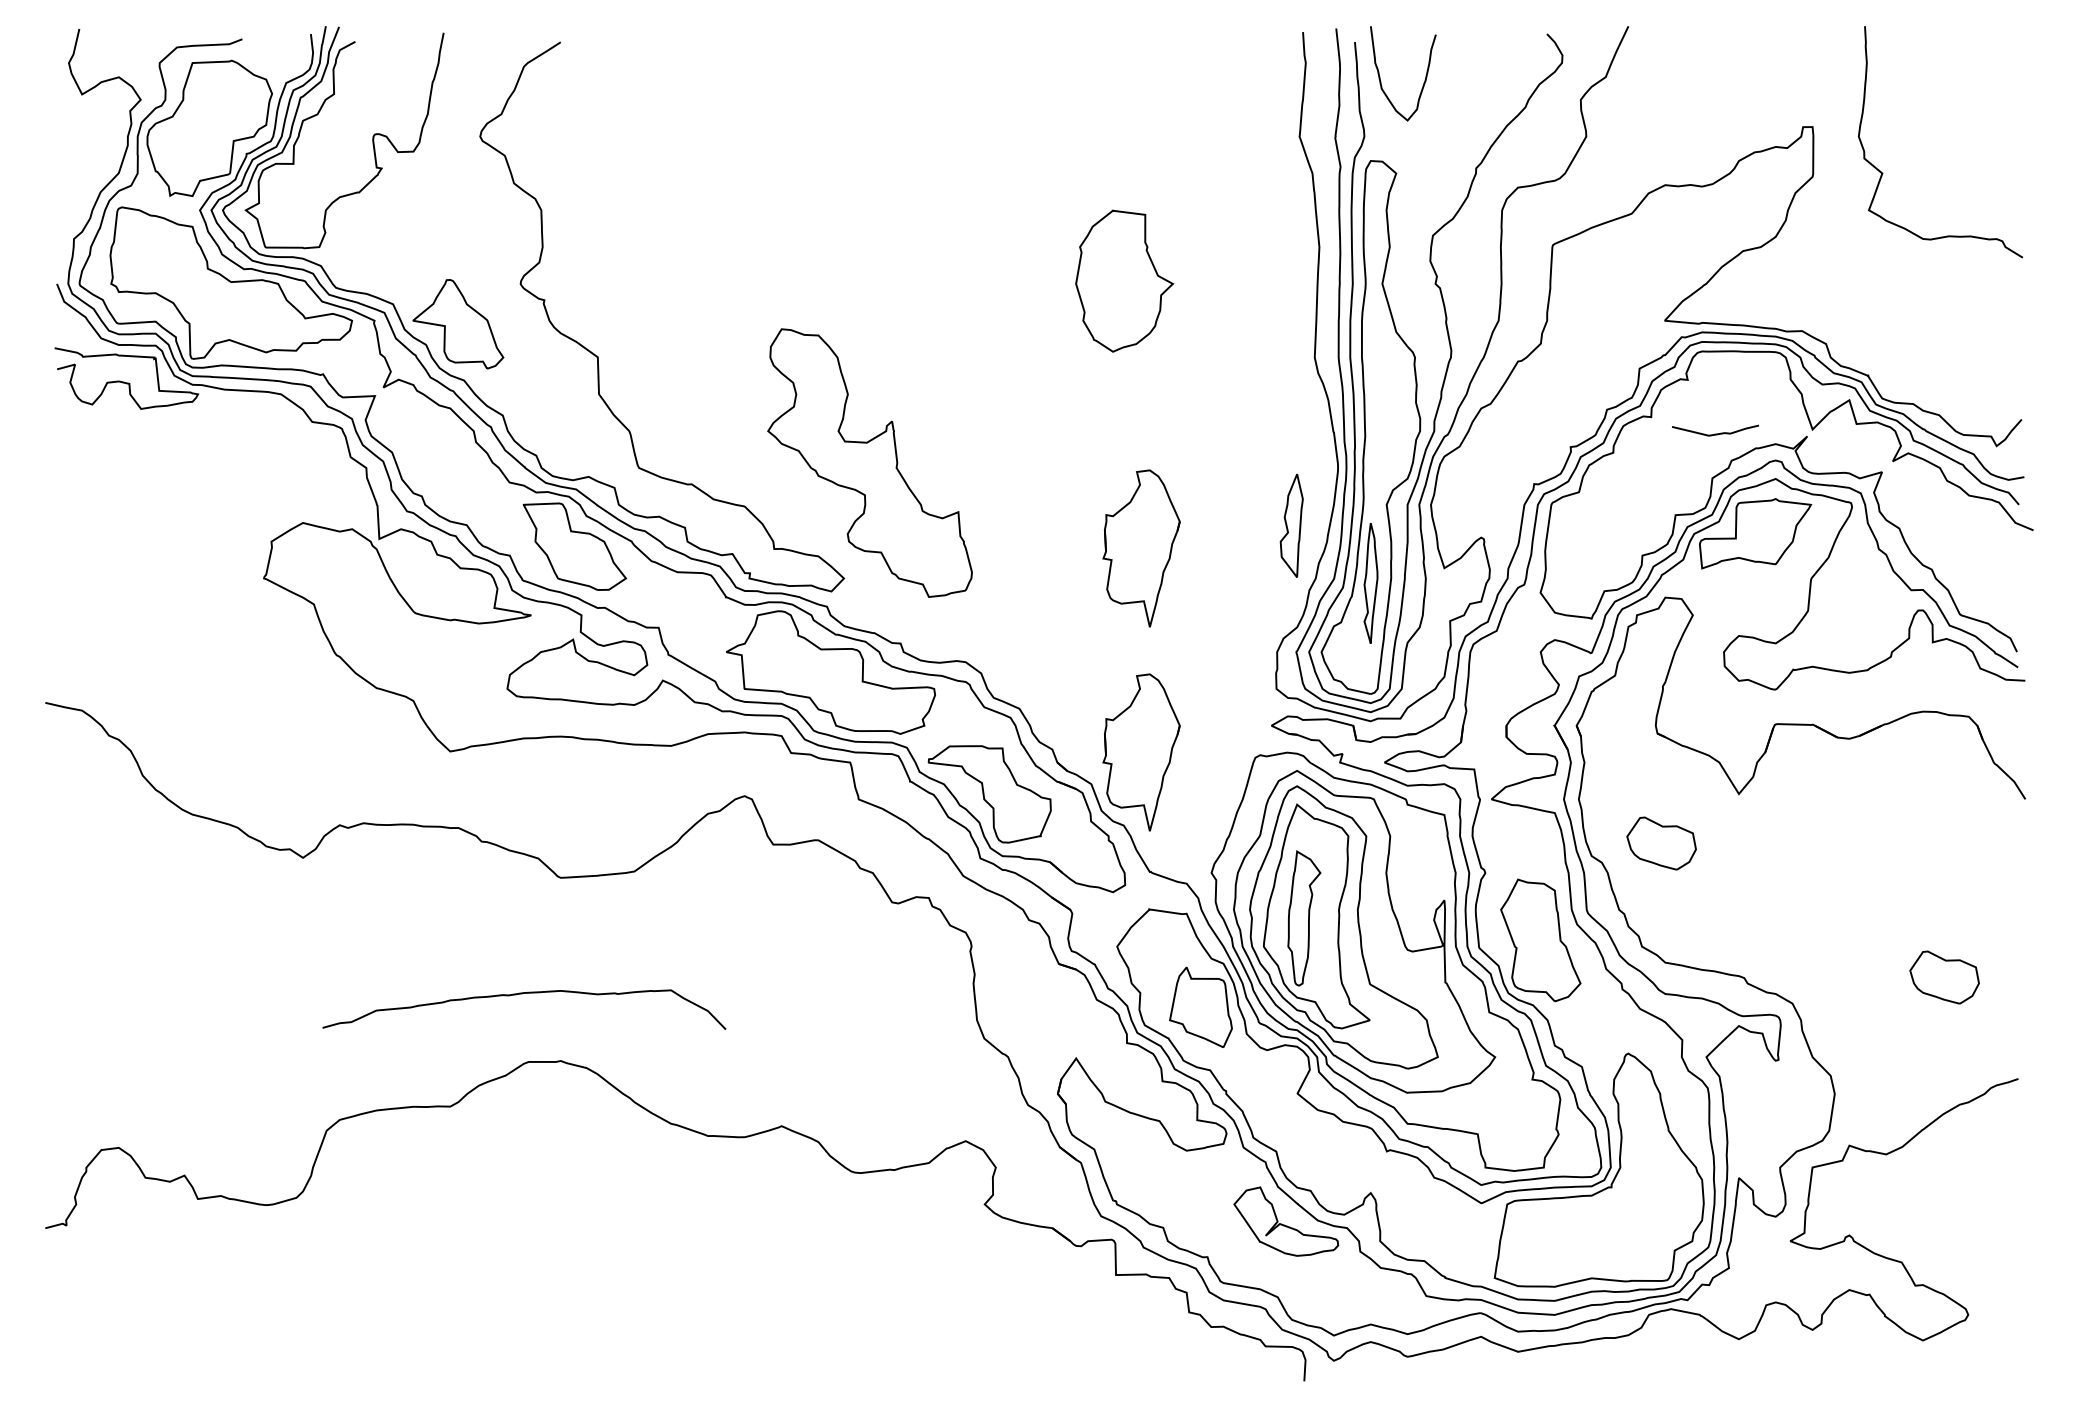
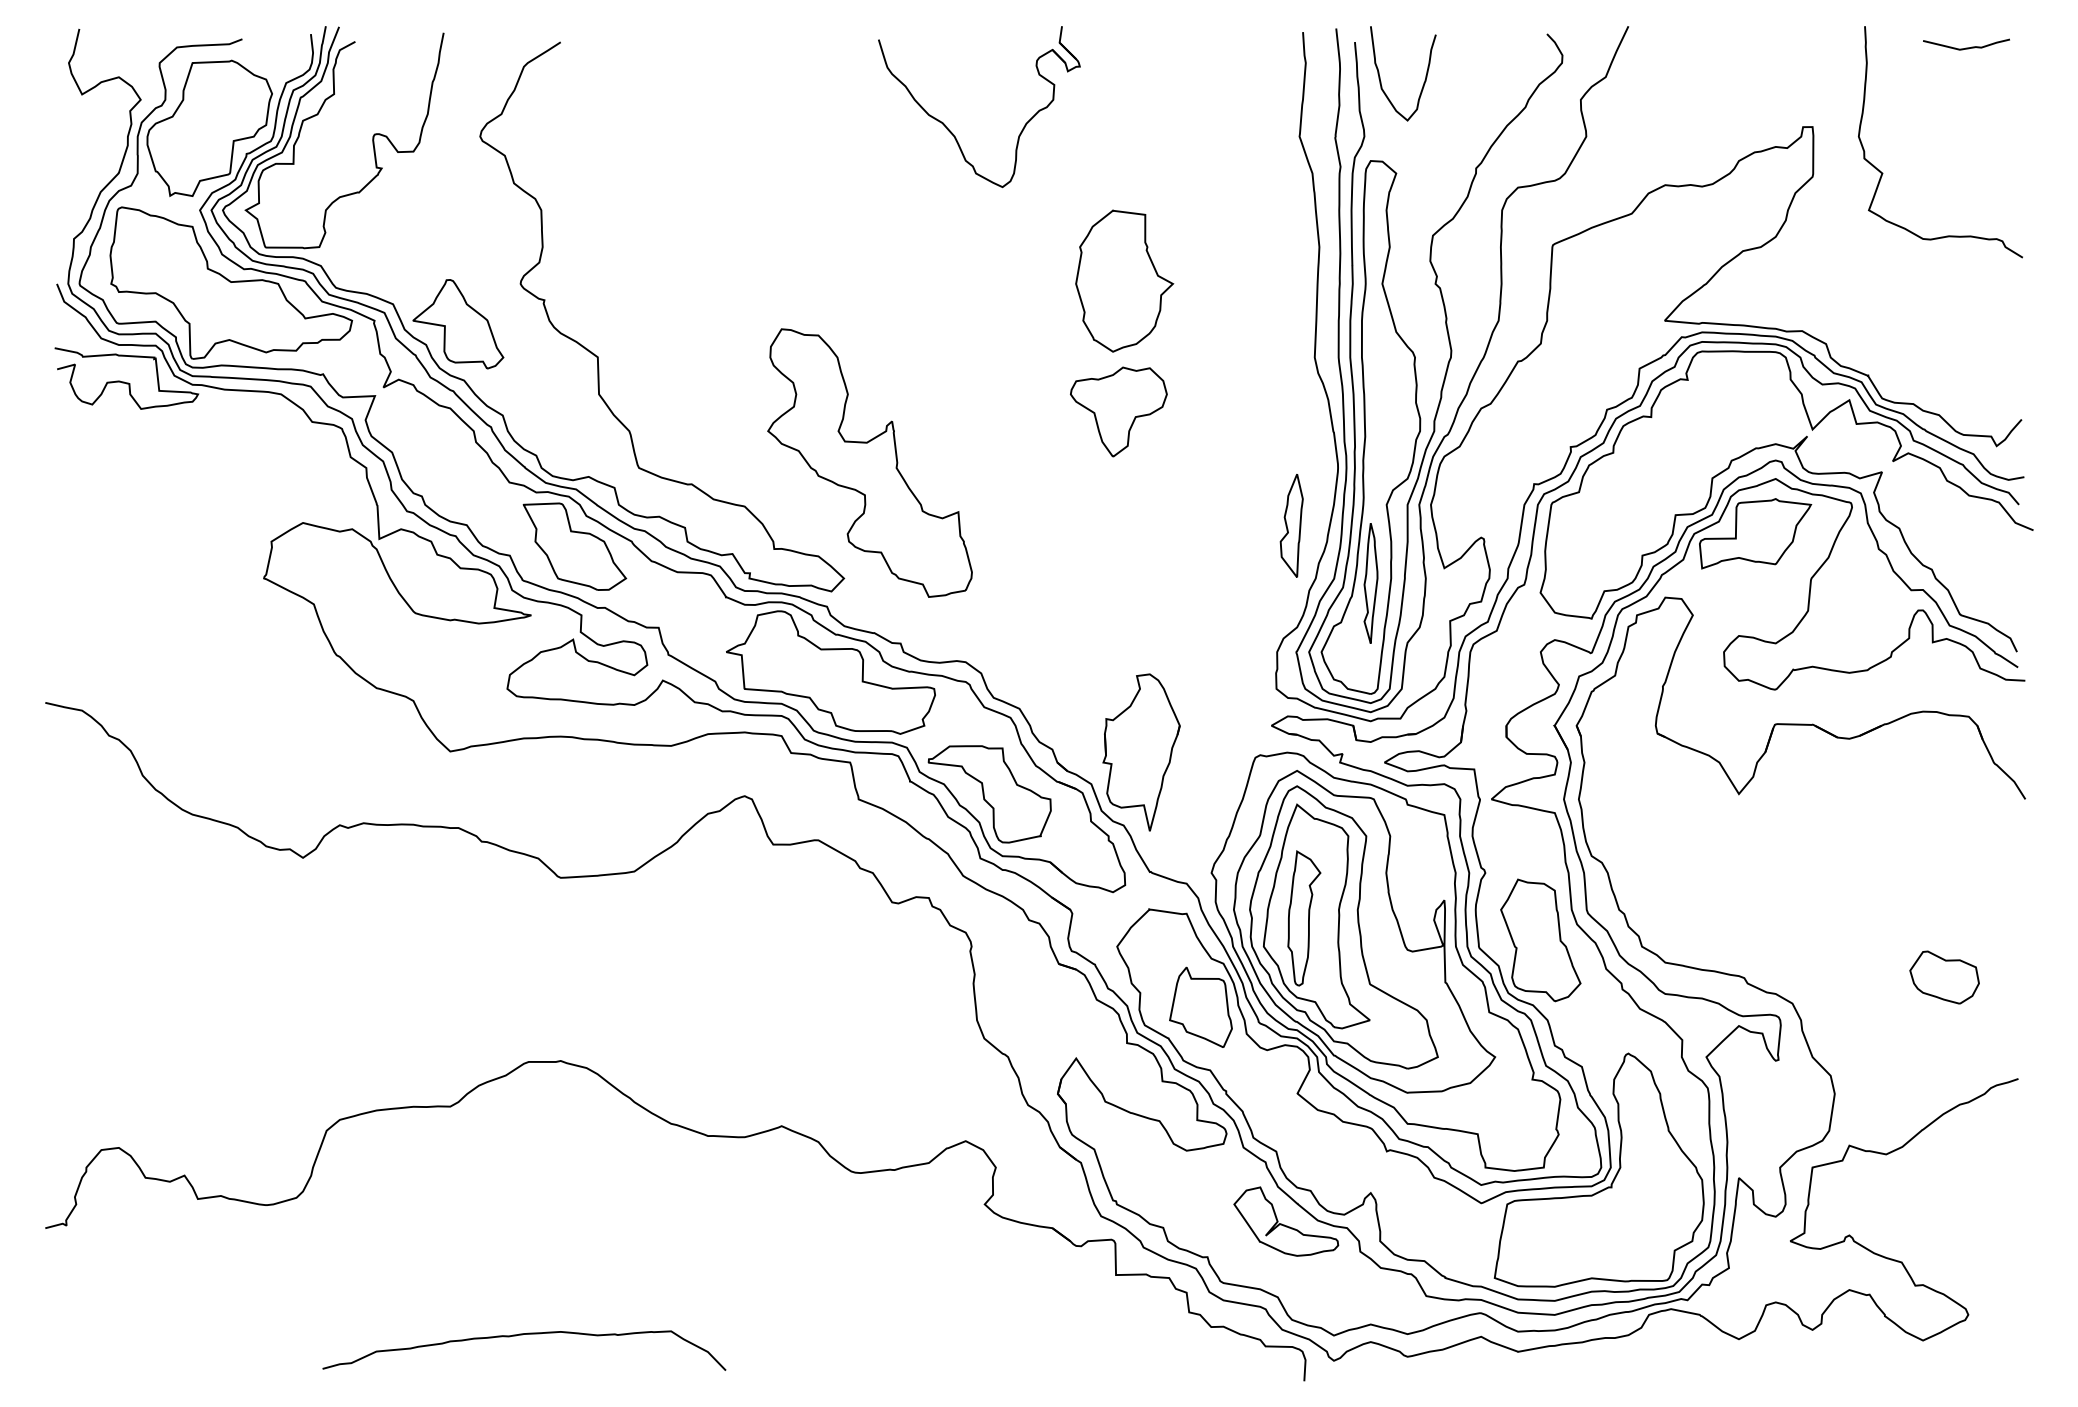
part: none -> present (953, 133)
part: none -> present (1118, 411)
curve position: (1715, 433) -> (1966, 47) (1966, 47)
part: present -> none (1141, 548)
part: present -> none (1661, 843)
curve position: (522, 994) -> (522, 1335) (522, 1335)
